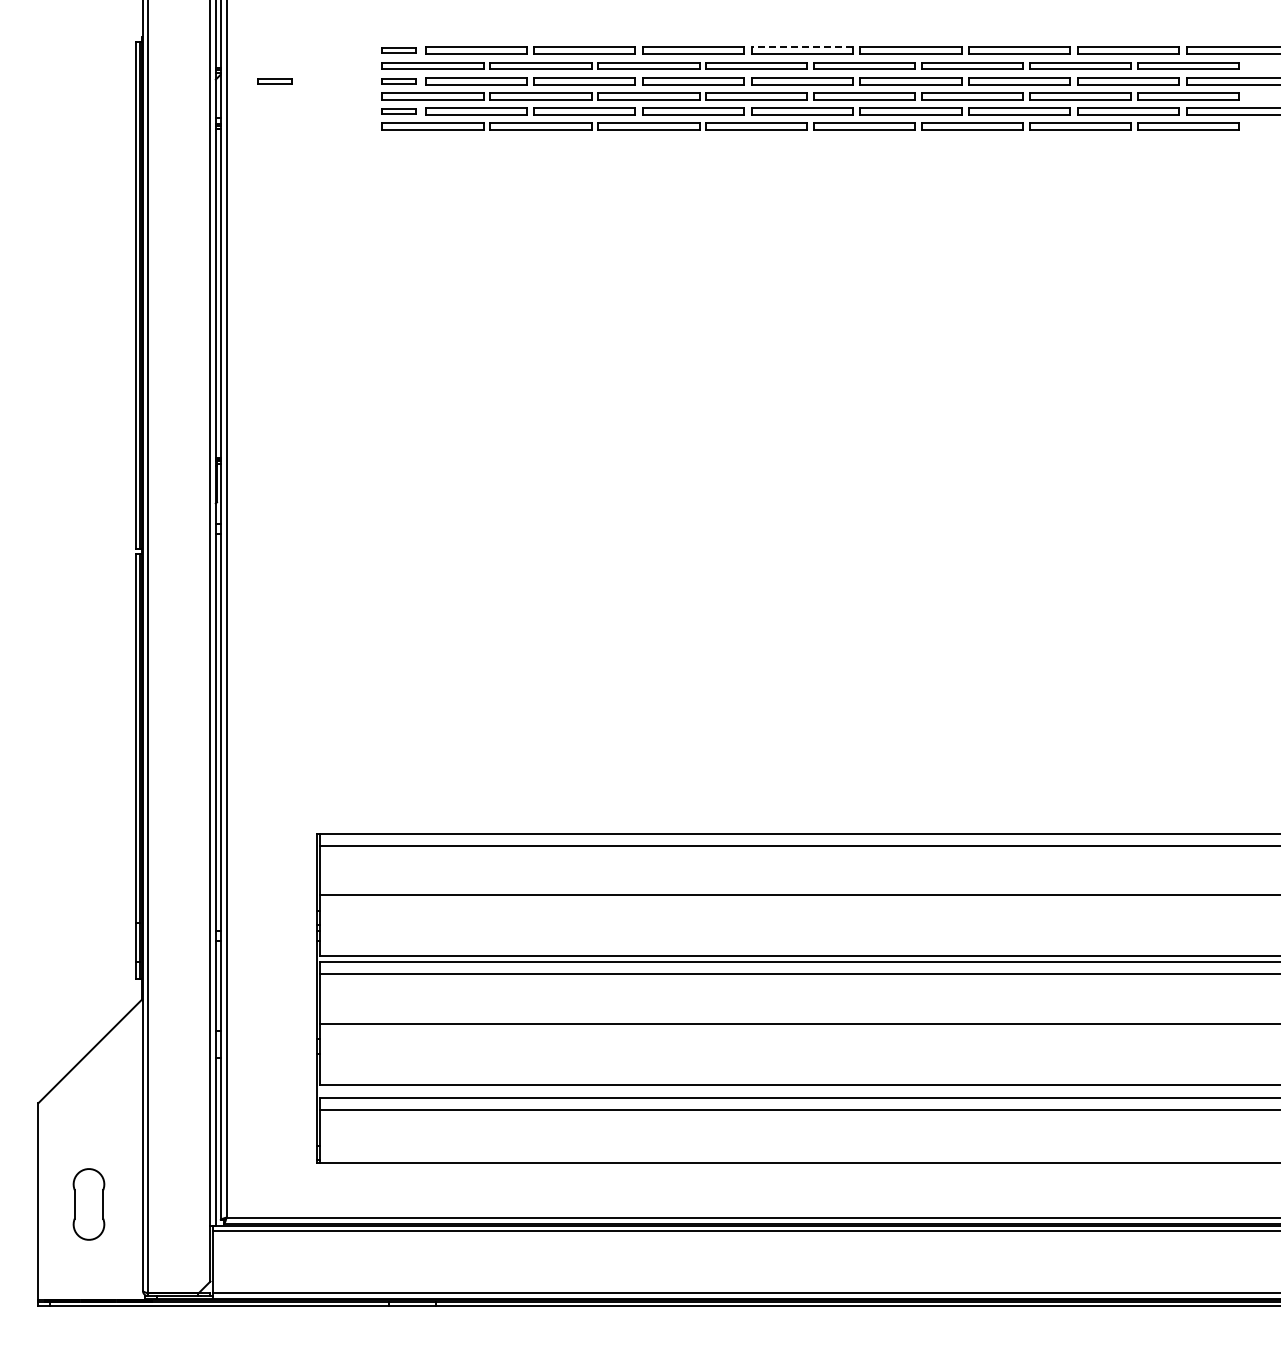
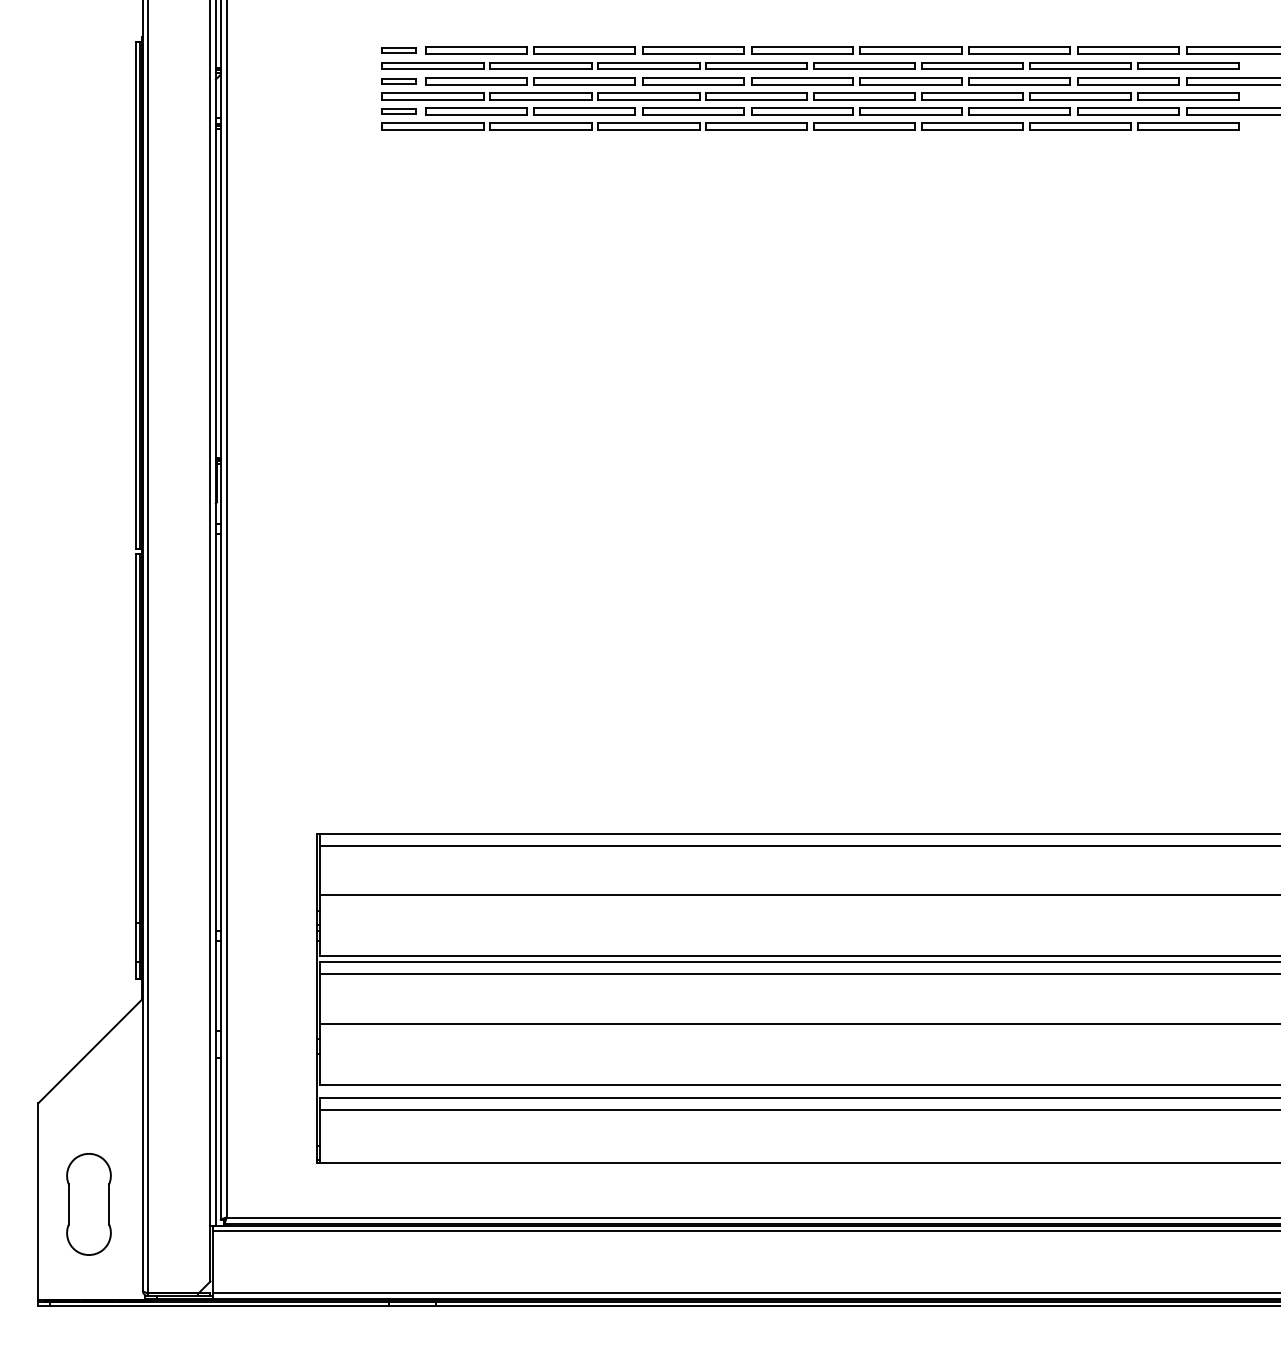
line: dashed -> solid (802, 47)
part: present -> none (274, 81)
part size: 34x73 px -> 46x103 px (88, 1204)
